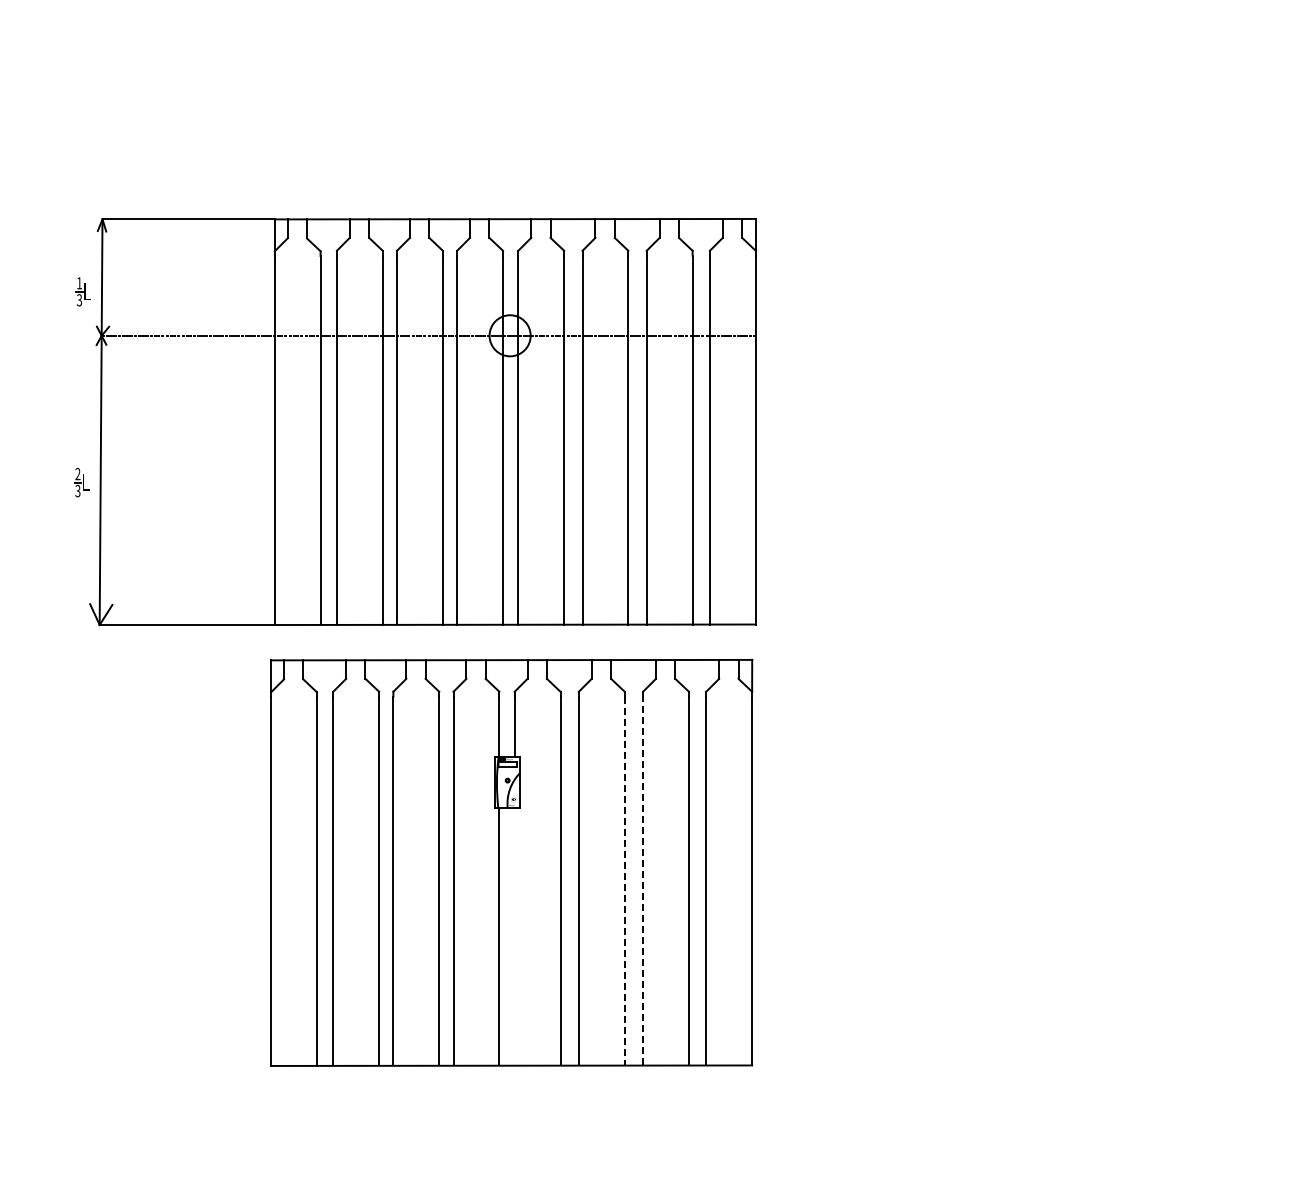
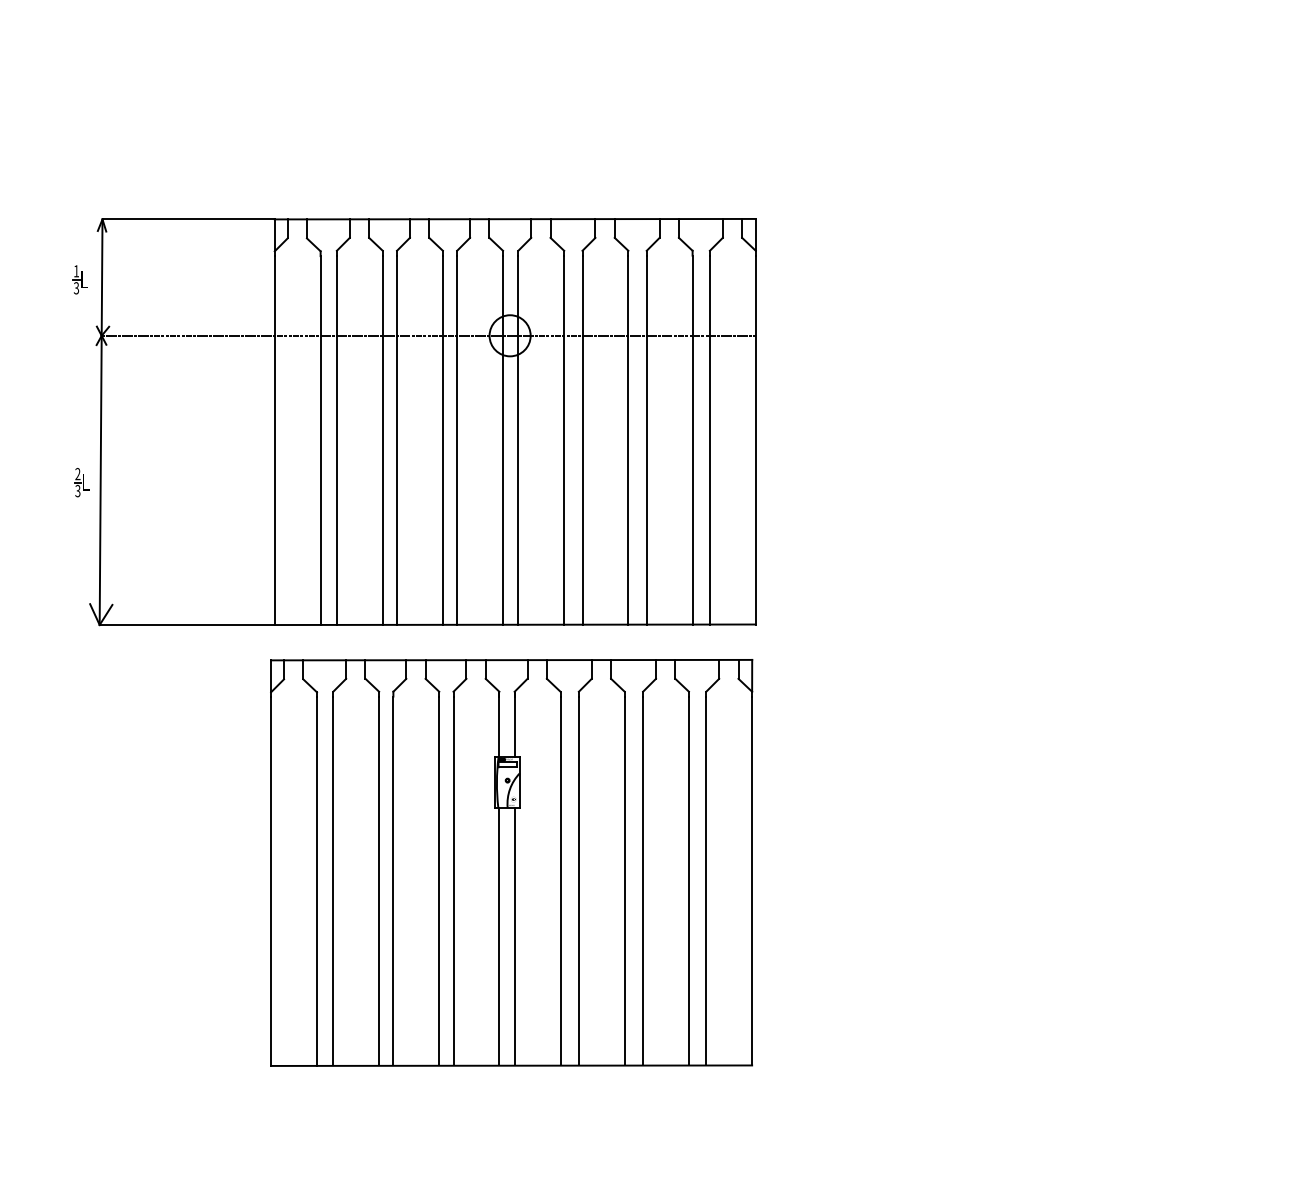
part position: (82, 291) -> (79, 279) (79, 279)
line: dashed -> solid (643, 880)
line: dashed -> solid (624, 881)
line: none -> present (514, 936)
